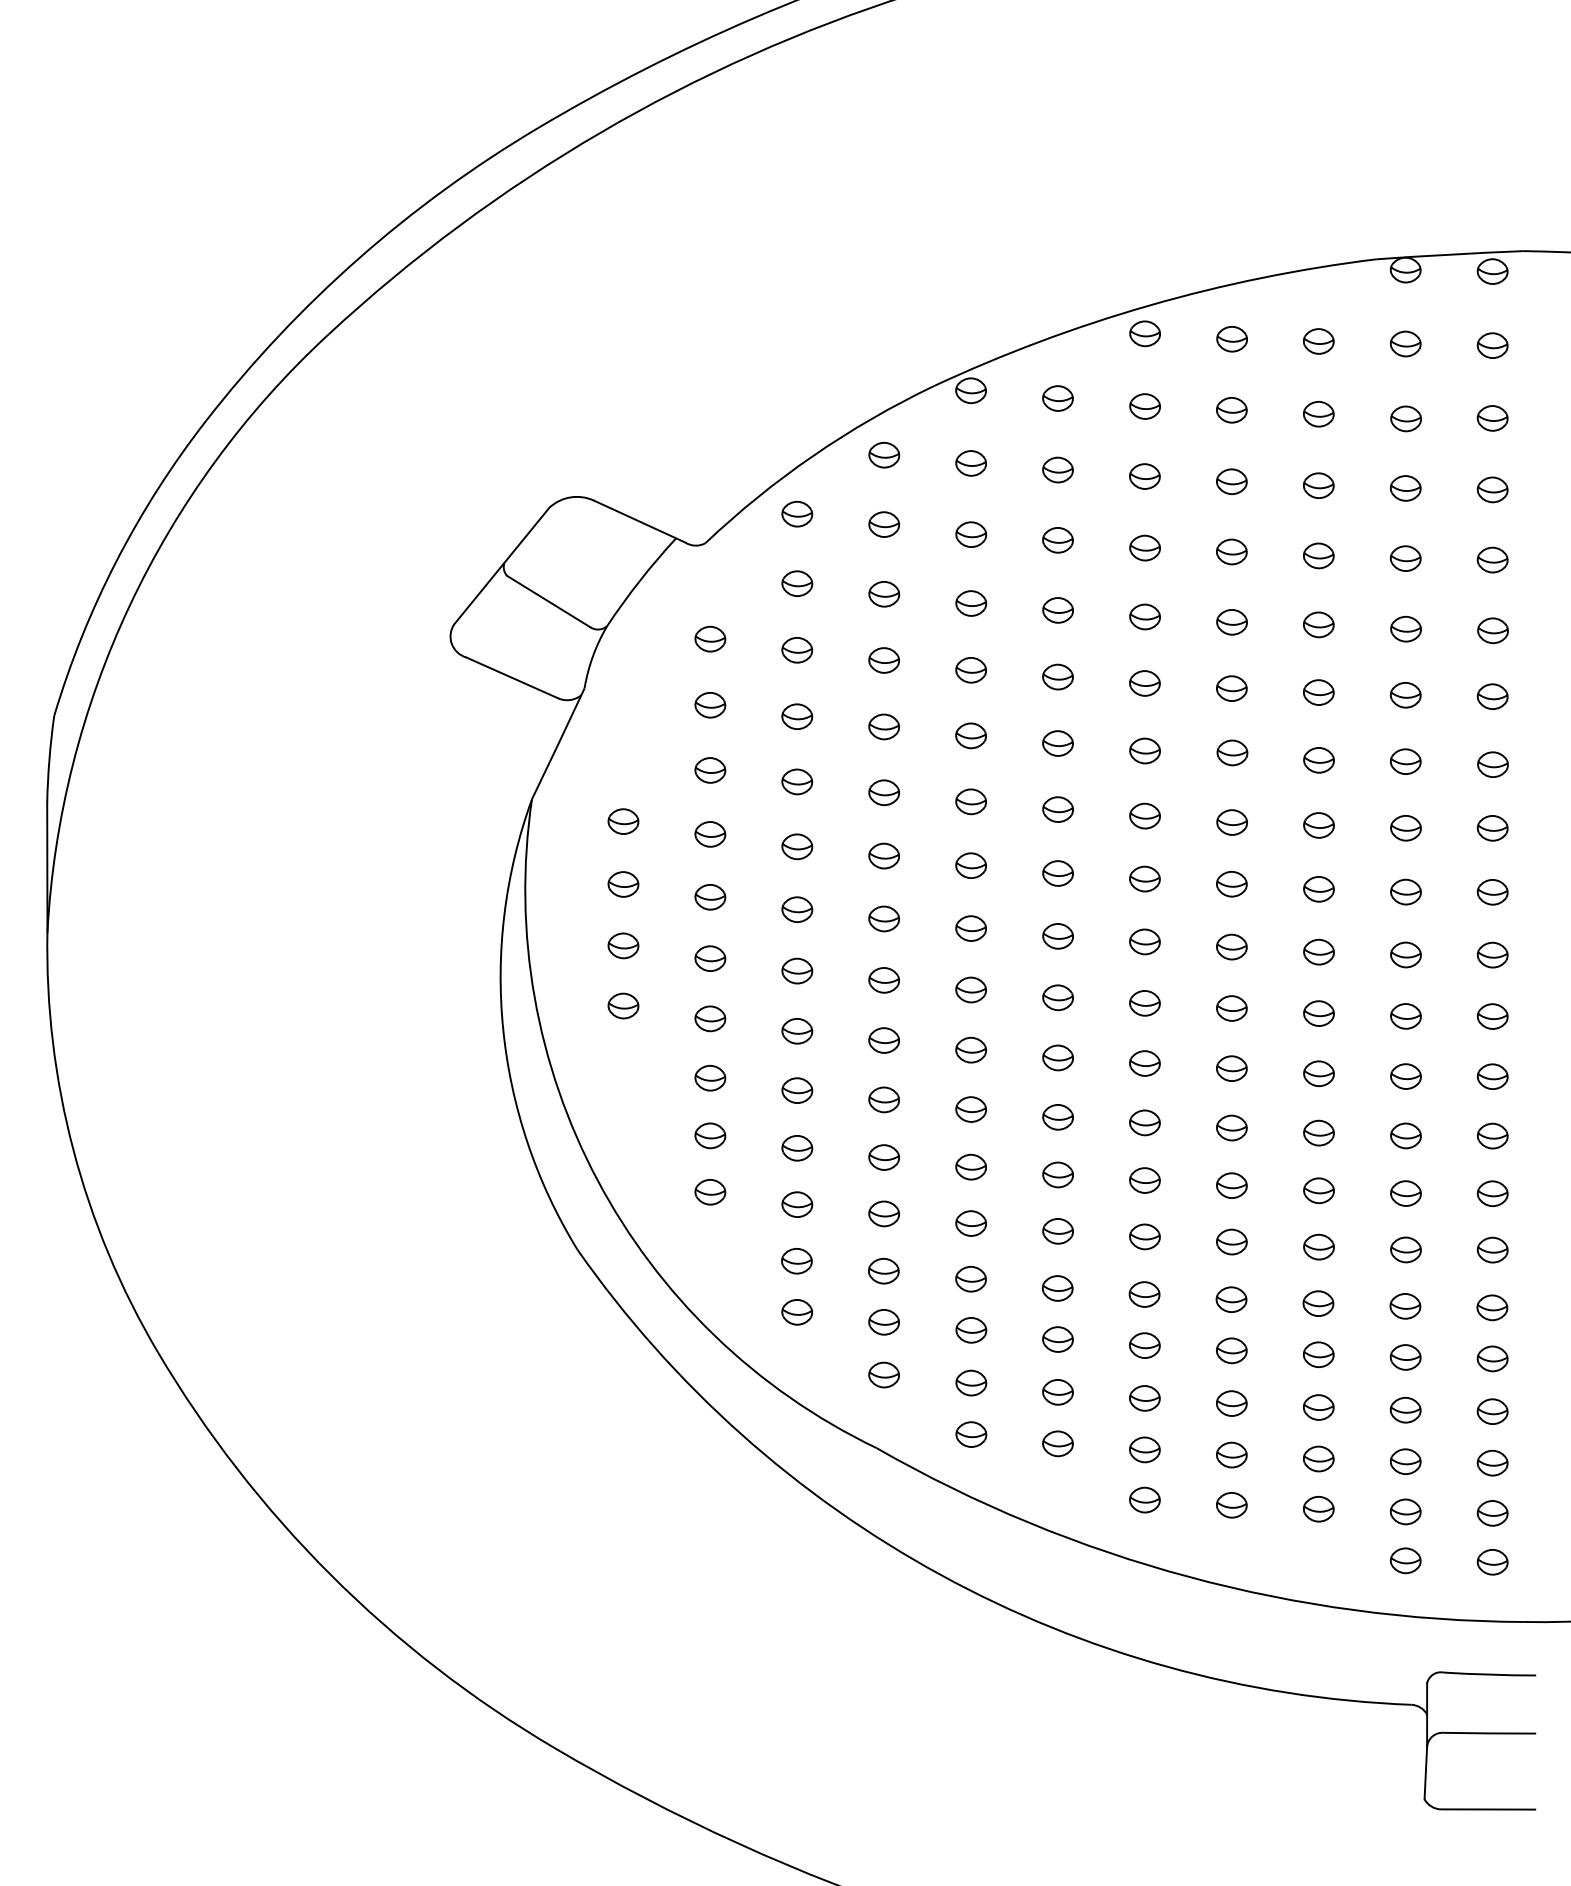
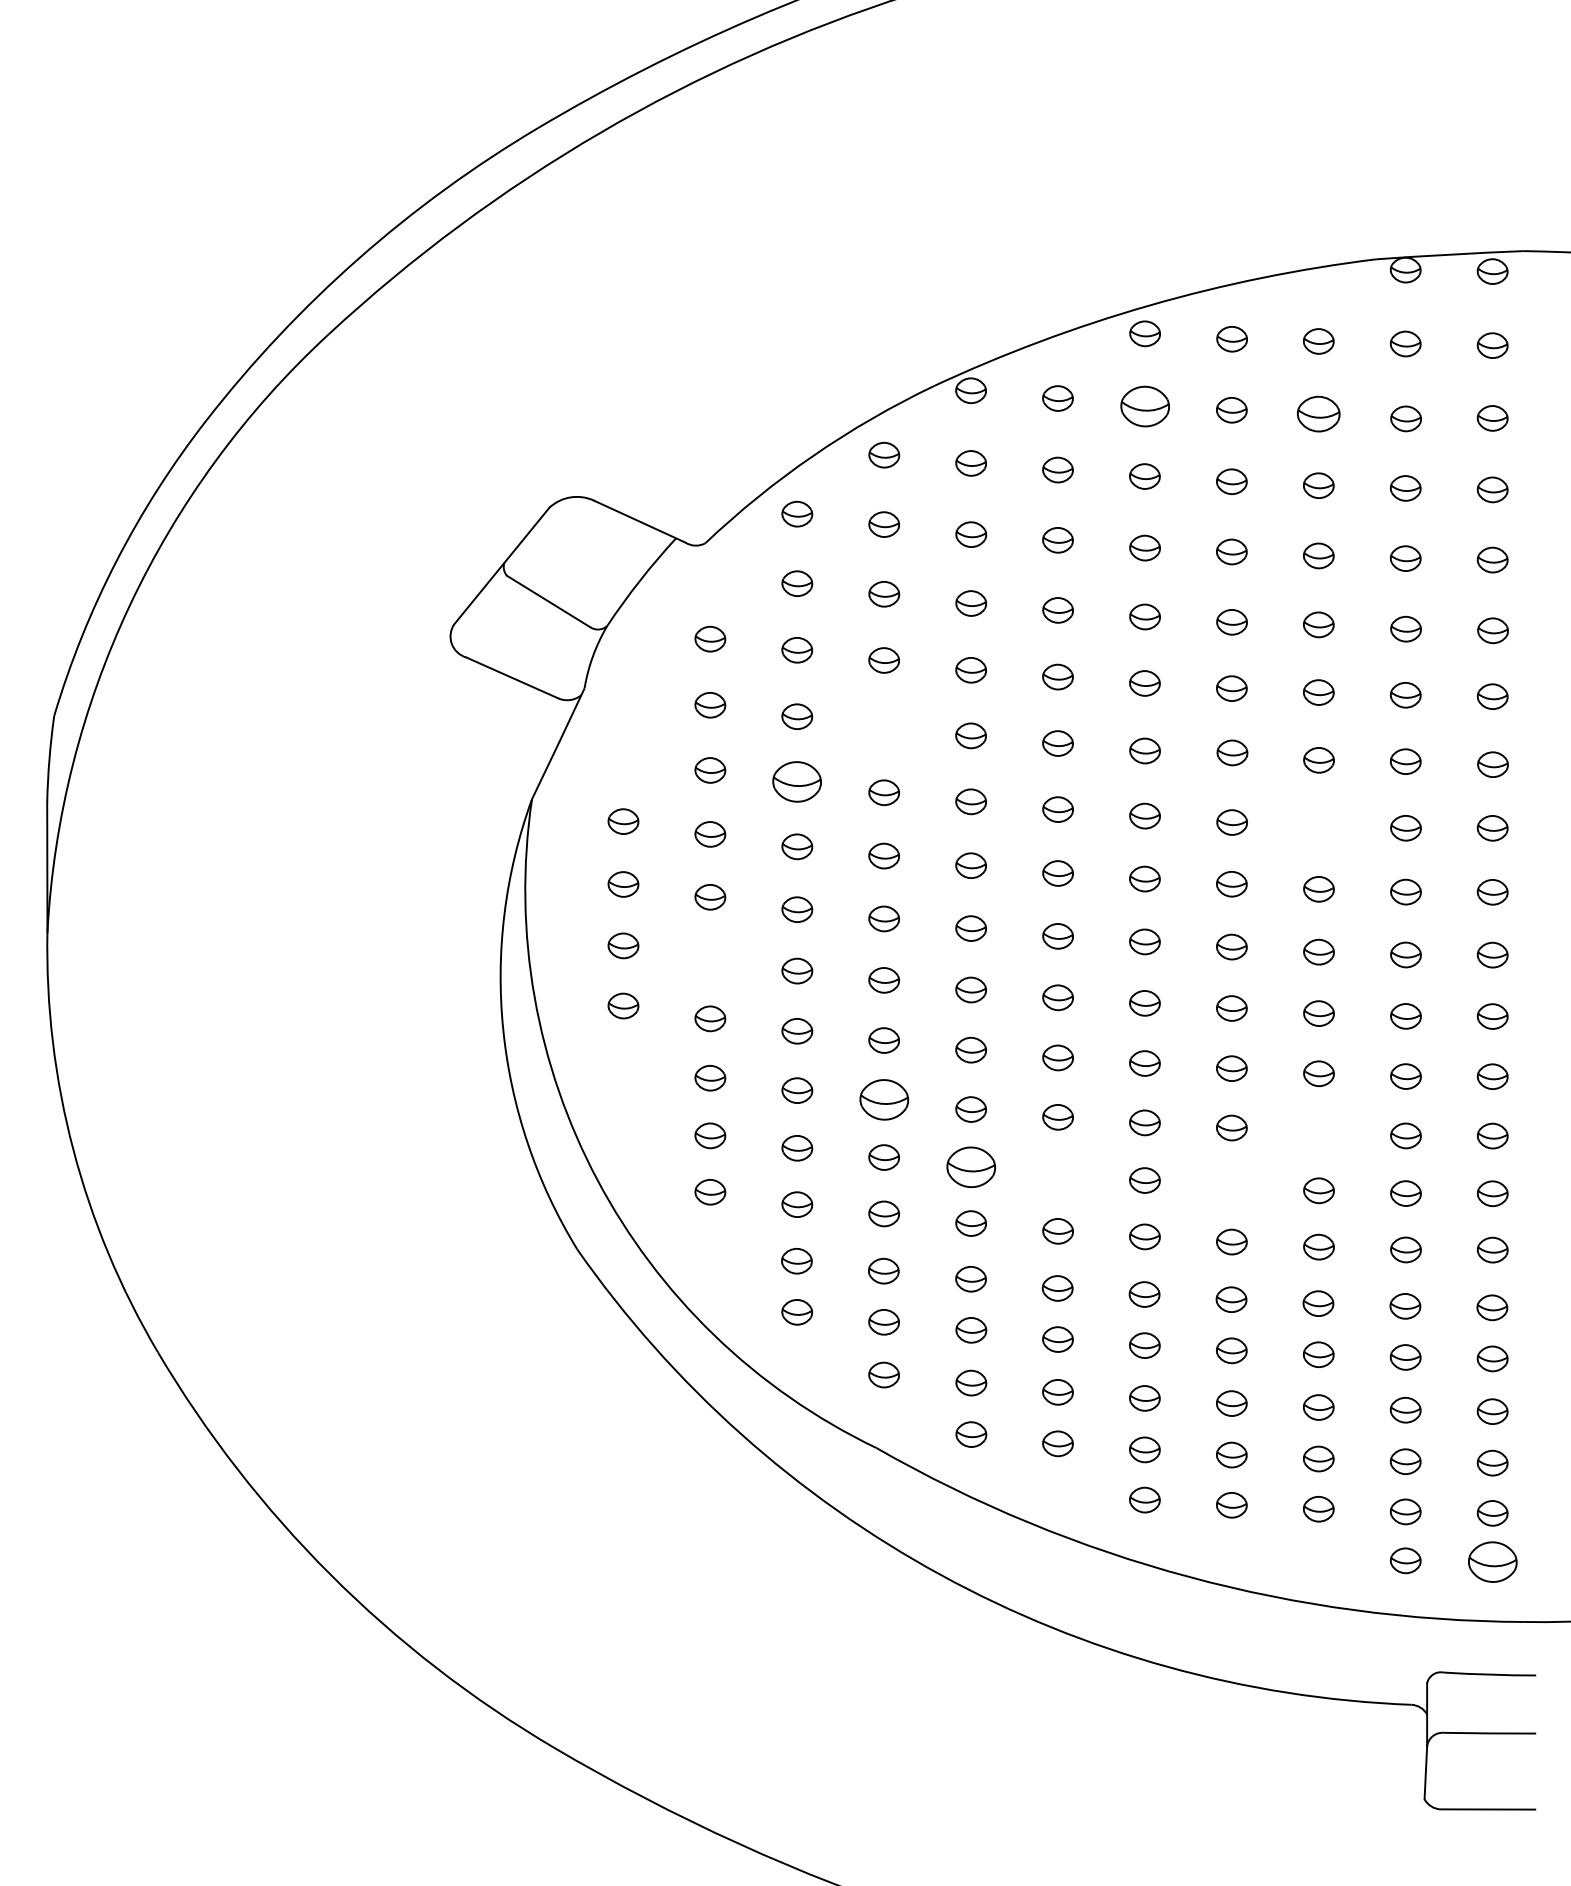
part size: 32x27 px -> 50x43 px (1144, 406)
part size: 32x27 px -> 45x38 px (1318, 413)
part: present -> none (883, 726)
part size: 33x28 px -> 50x42 px (796, 781)
part: present -> none (1318, 825)
part: present -> none (710, 958)
part size: 32x28 px -> 51x42 px (884, 1099)
part: present -> none (1318, 1132)
part size: 32x28 px -> 51x42 px (971, 1166)
part: present -> none (1057, 1174)
part: present -> none (1231, 1185)
part size: 33x27 px -> 50x42 px (1492, 1561)
